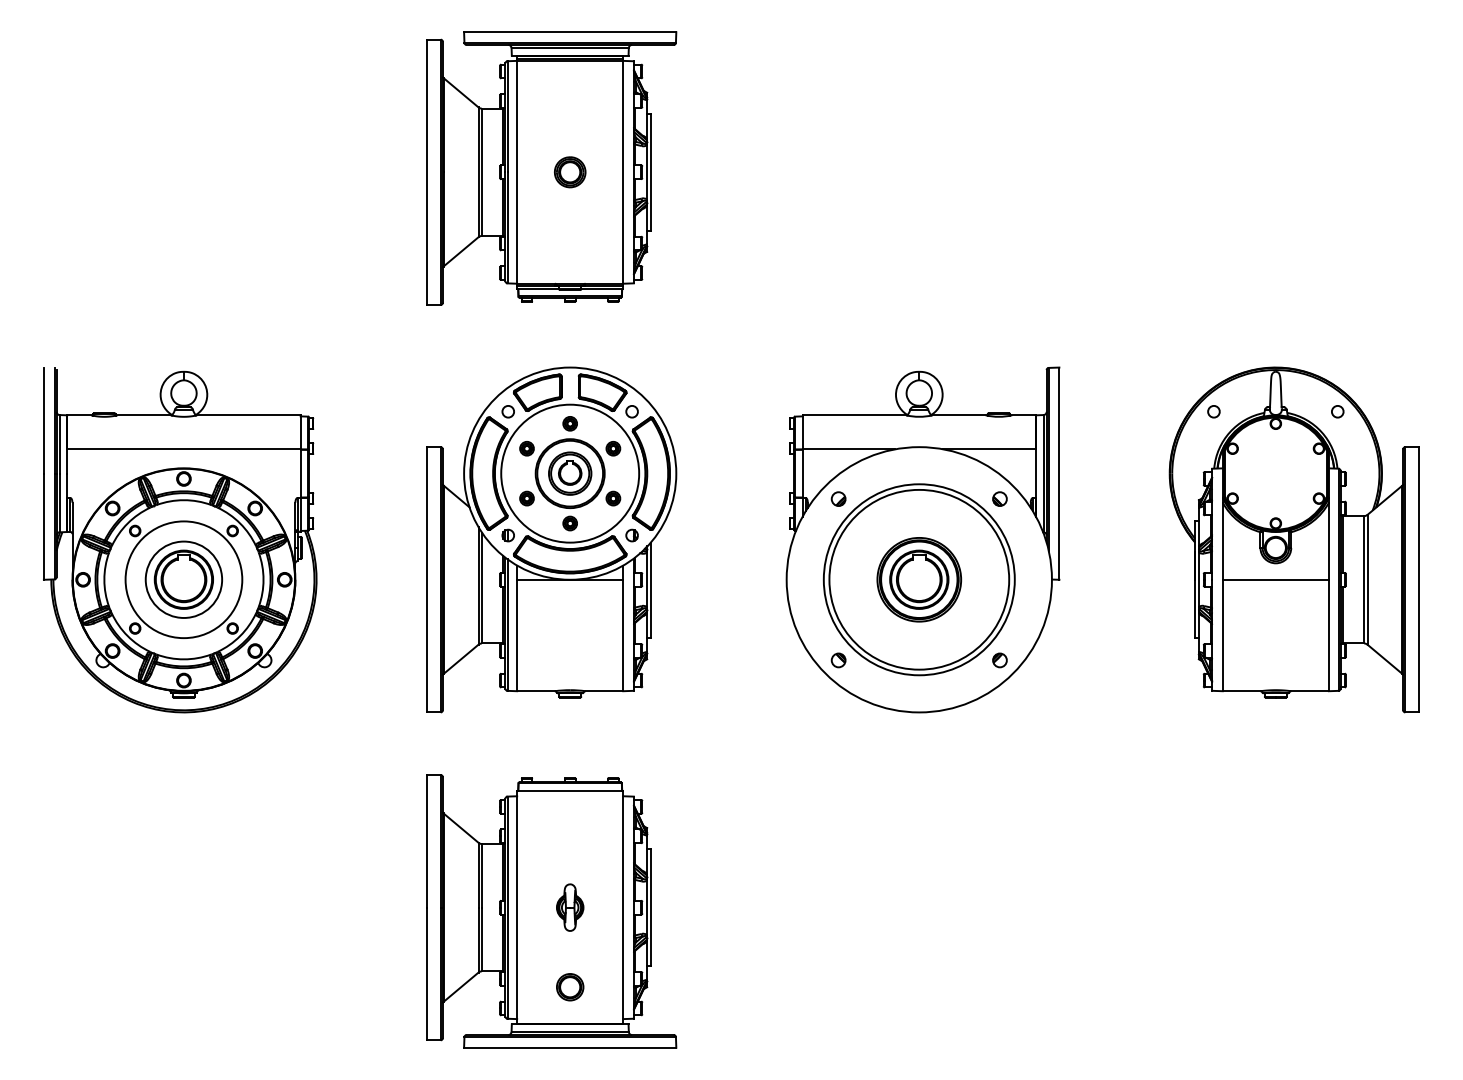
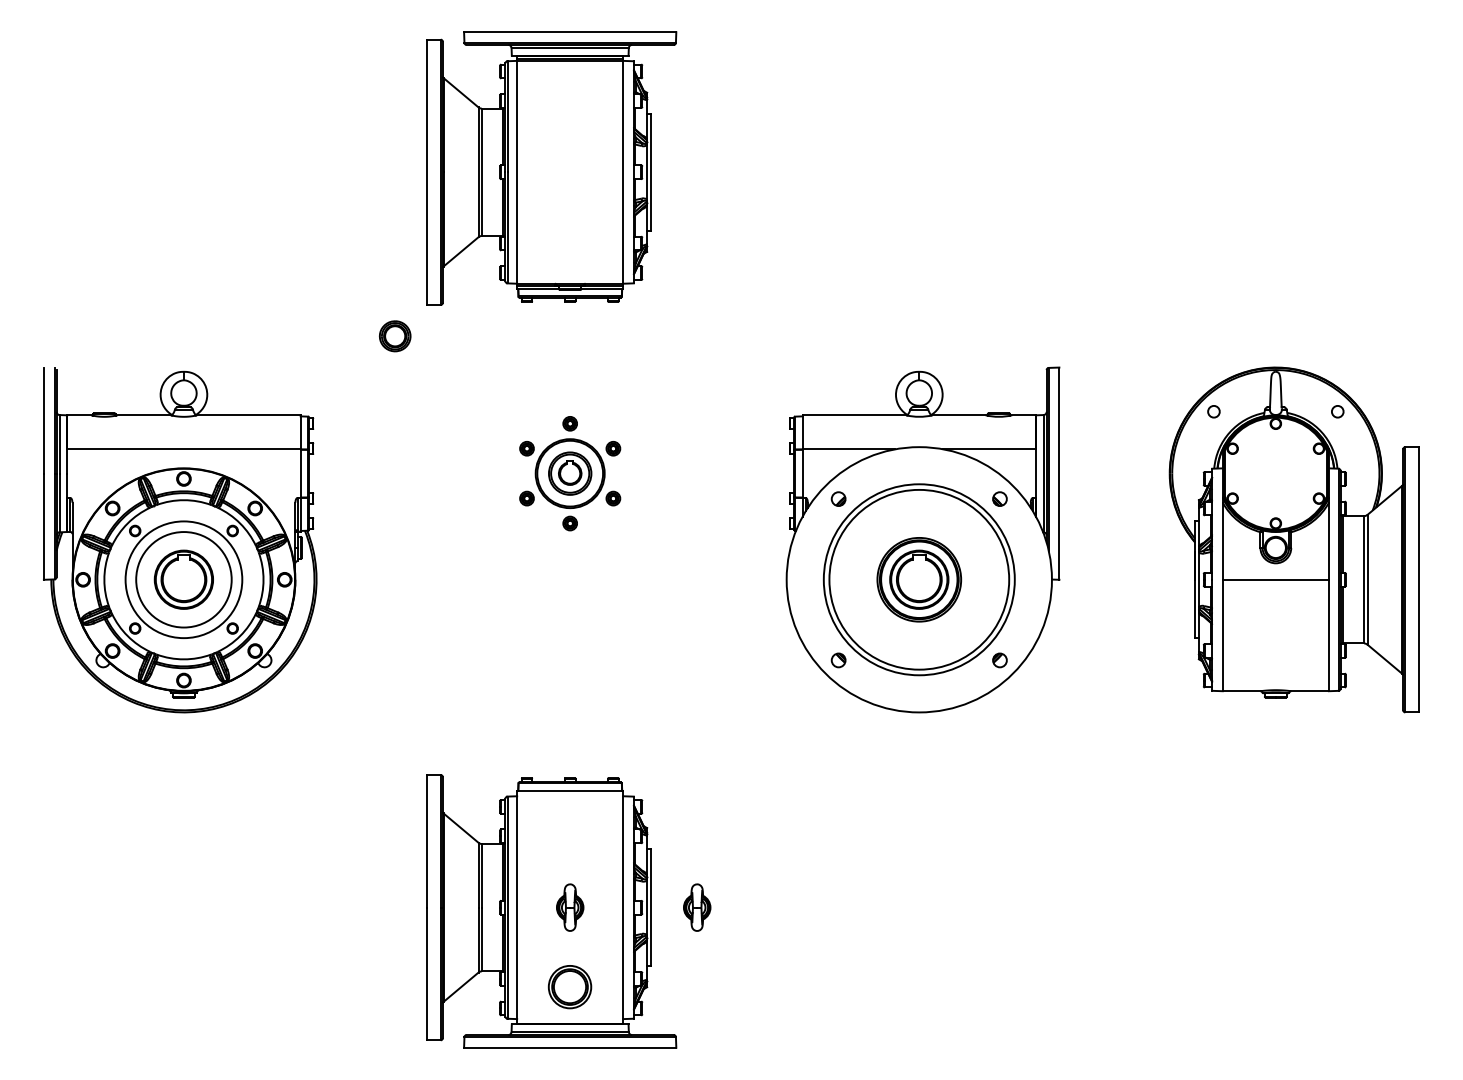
part position: (570, 172) -> (395, 336) (395, 336)
part: present -> none (551, 539)
circle diameter: 76 px -> 96 px (183, 579)
part: none -> present (697, 907)
part size: 29x29 px -> 46x45 px (569, 987)
